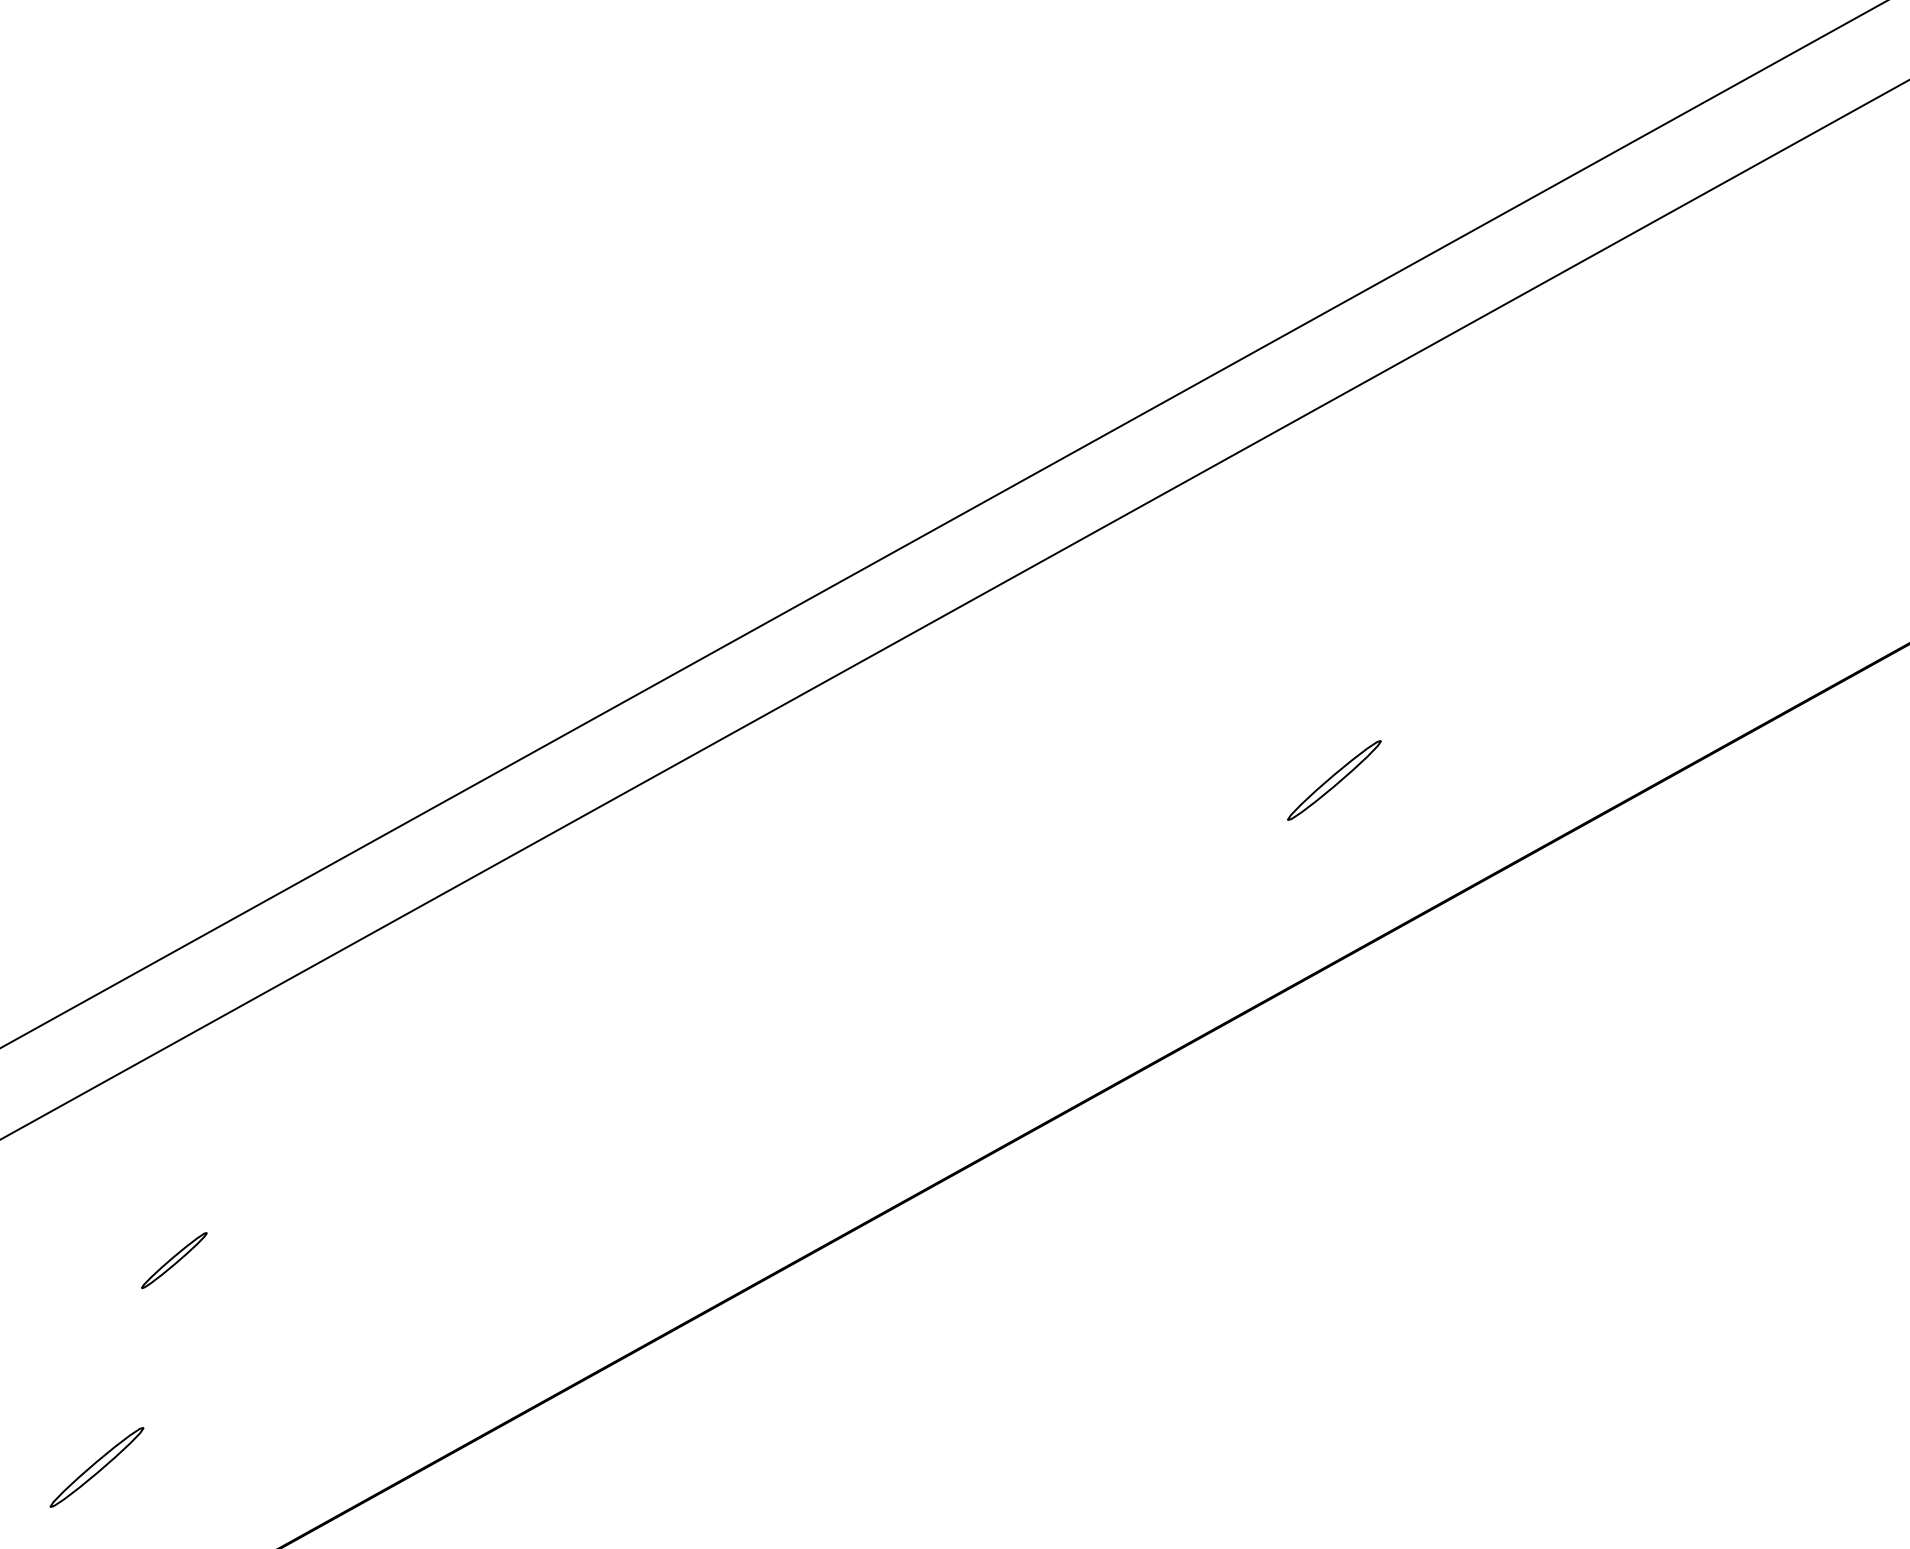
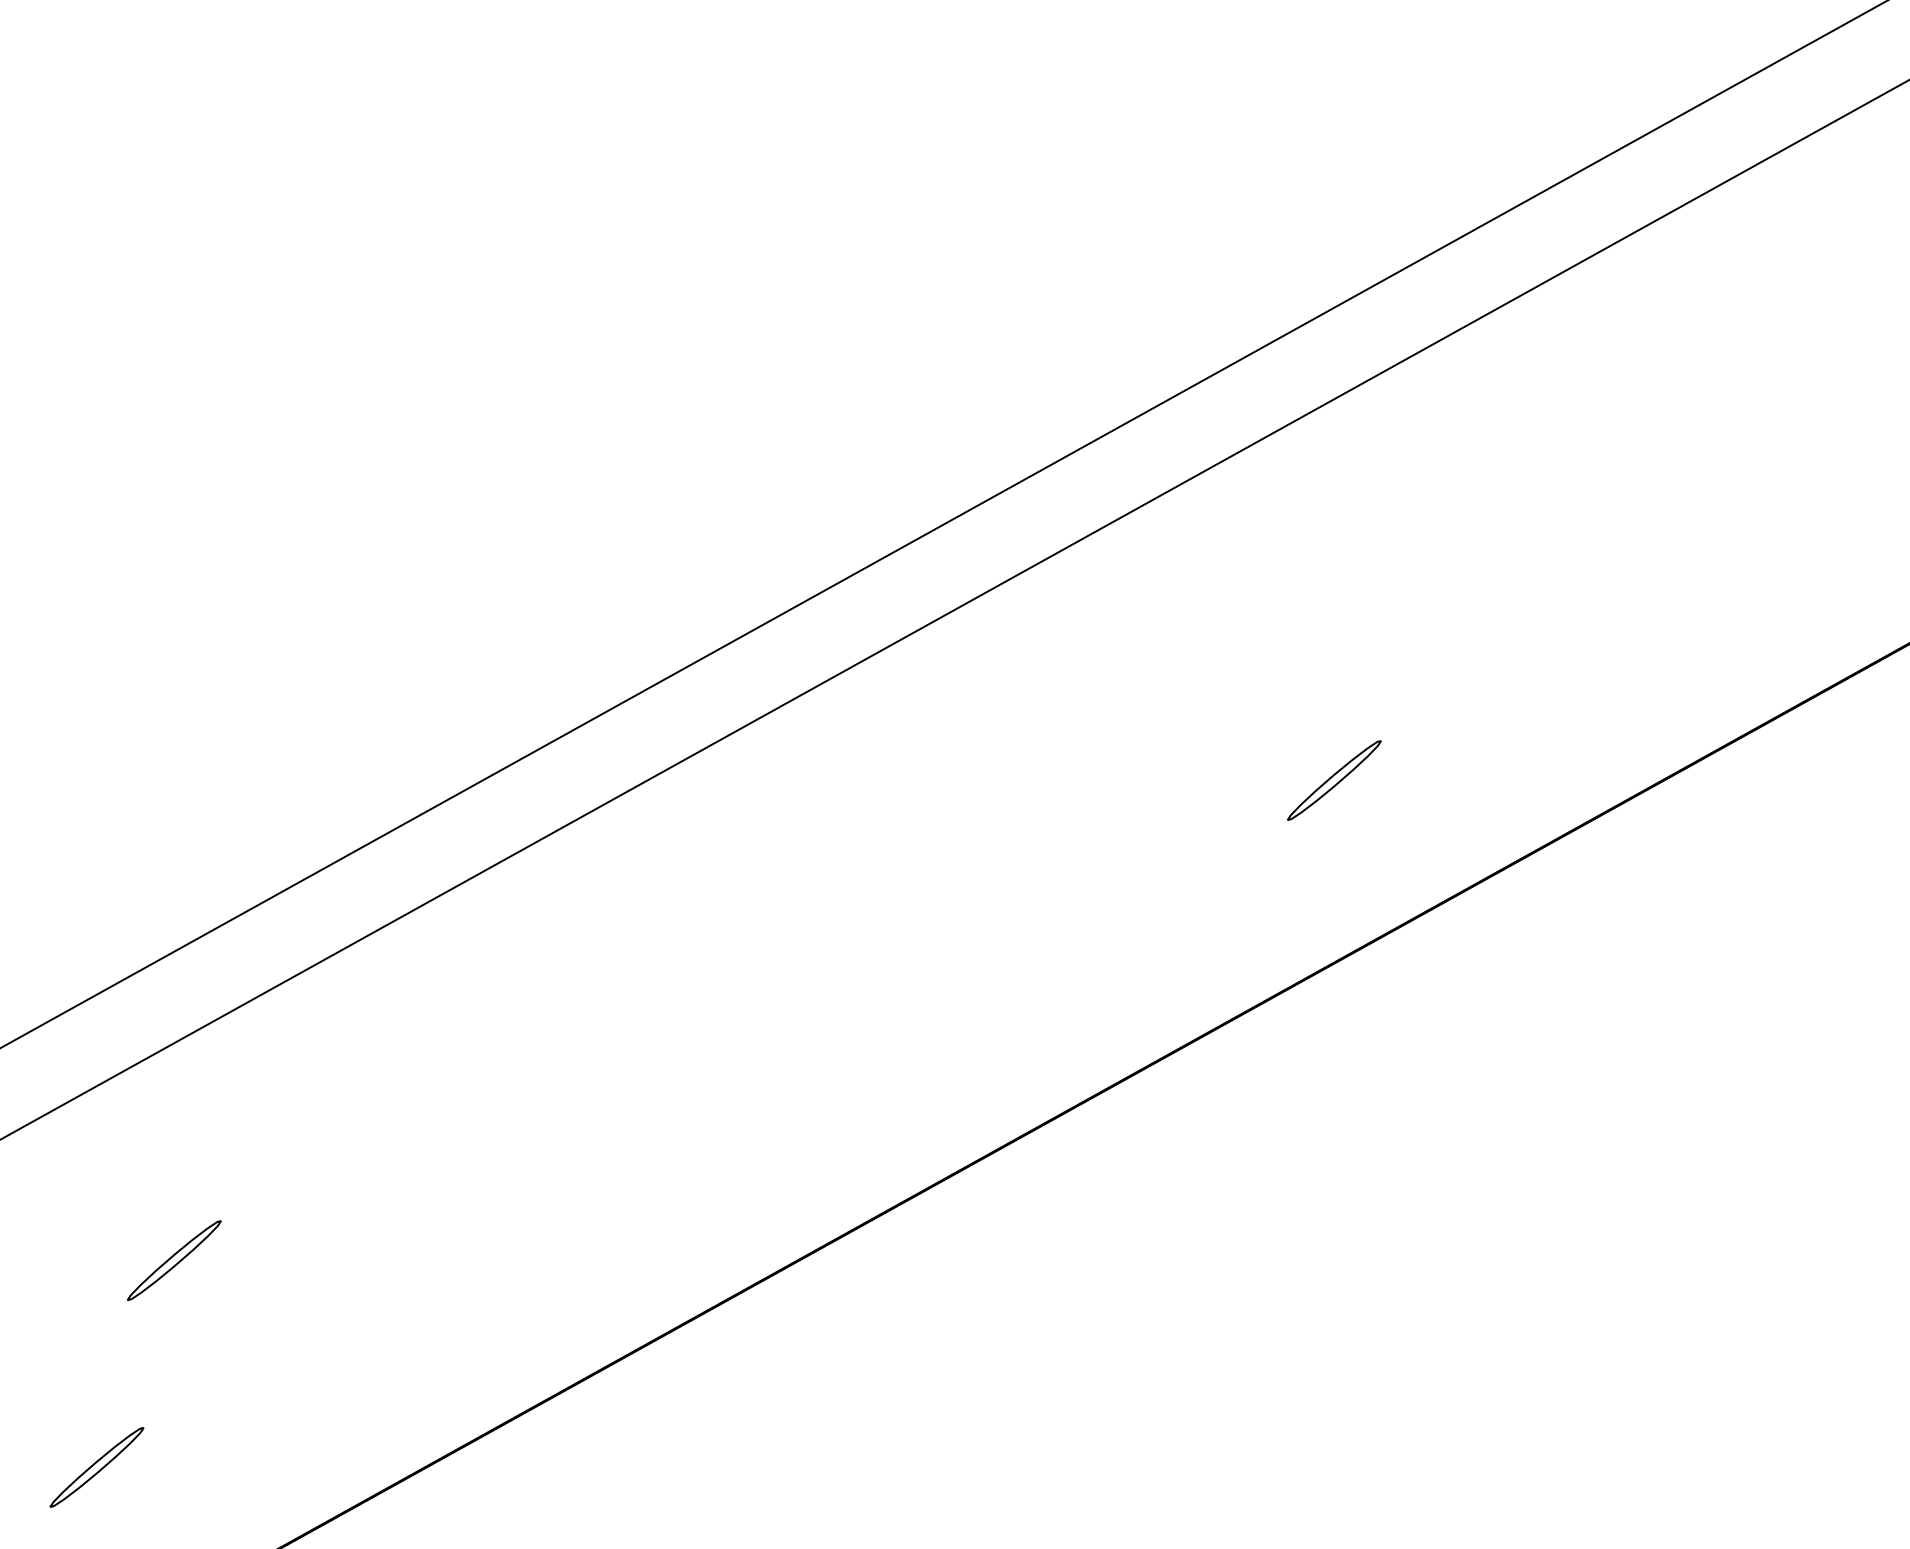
part size: 67x58 px -> 95x81 px (174, 1260)
